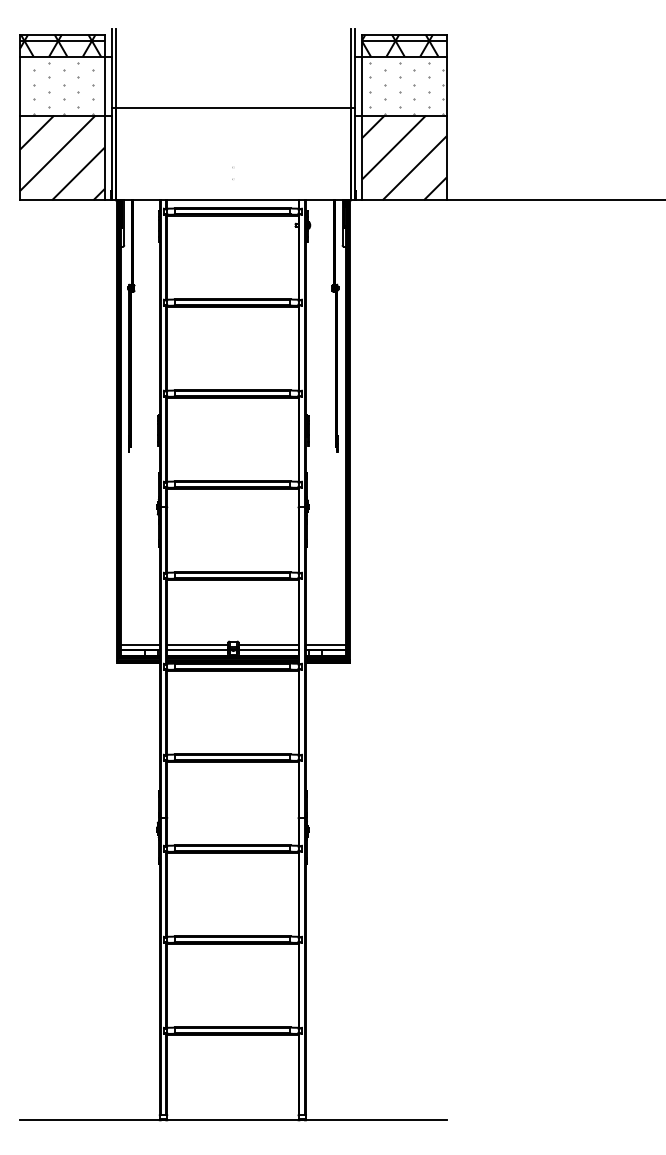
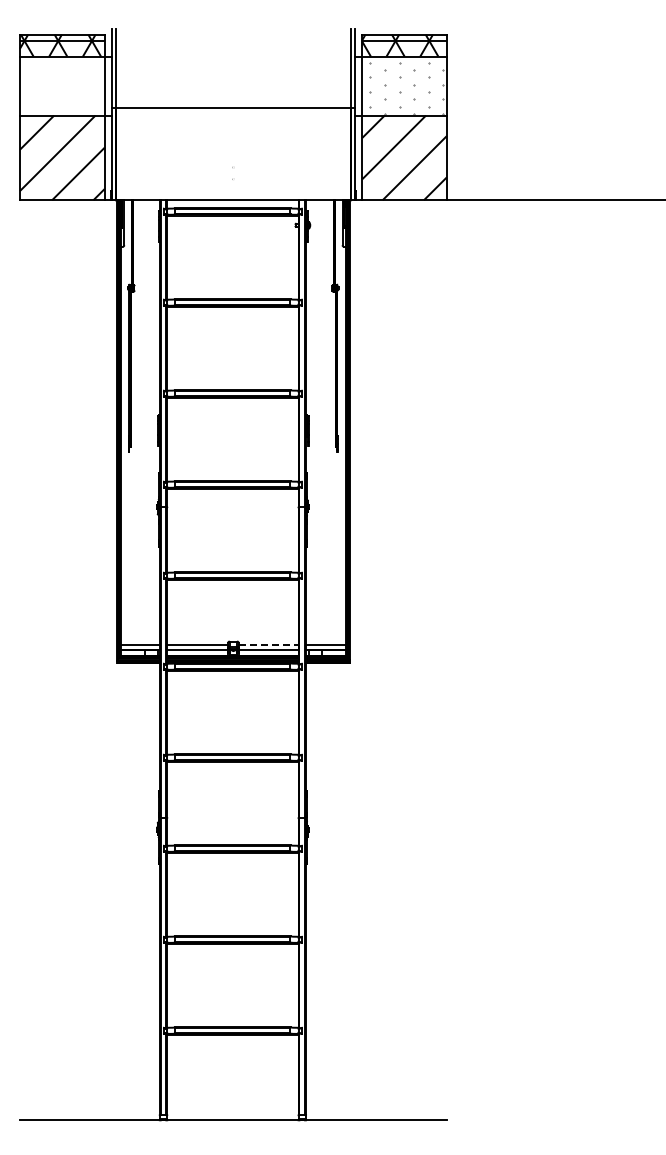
hatch: present -> none (63, 87)
line: solid -> dashed (268, 645)
